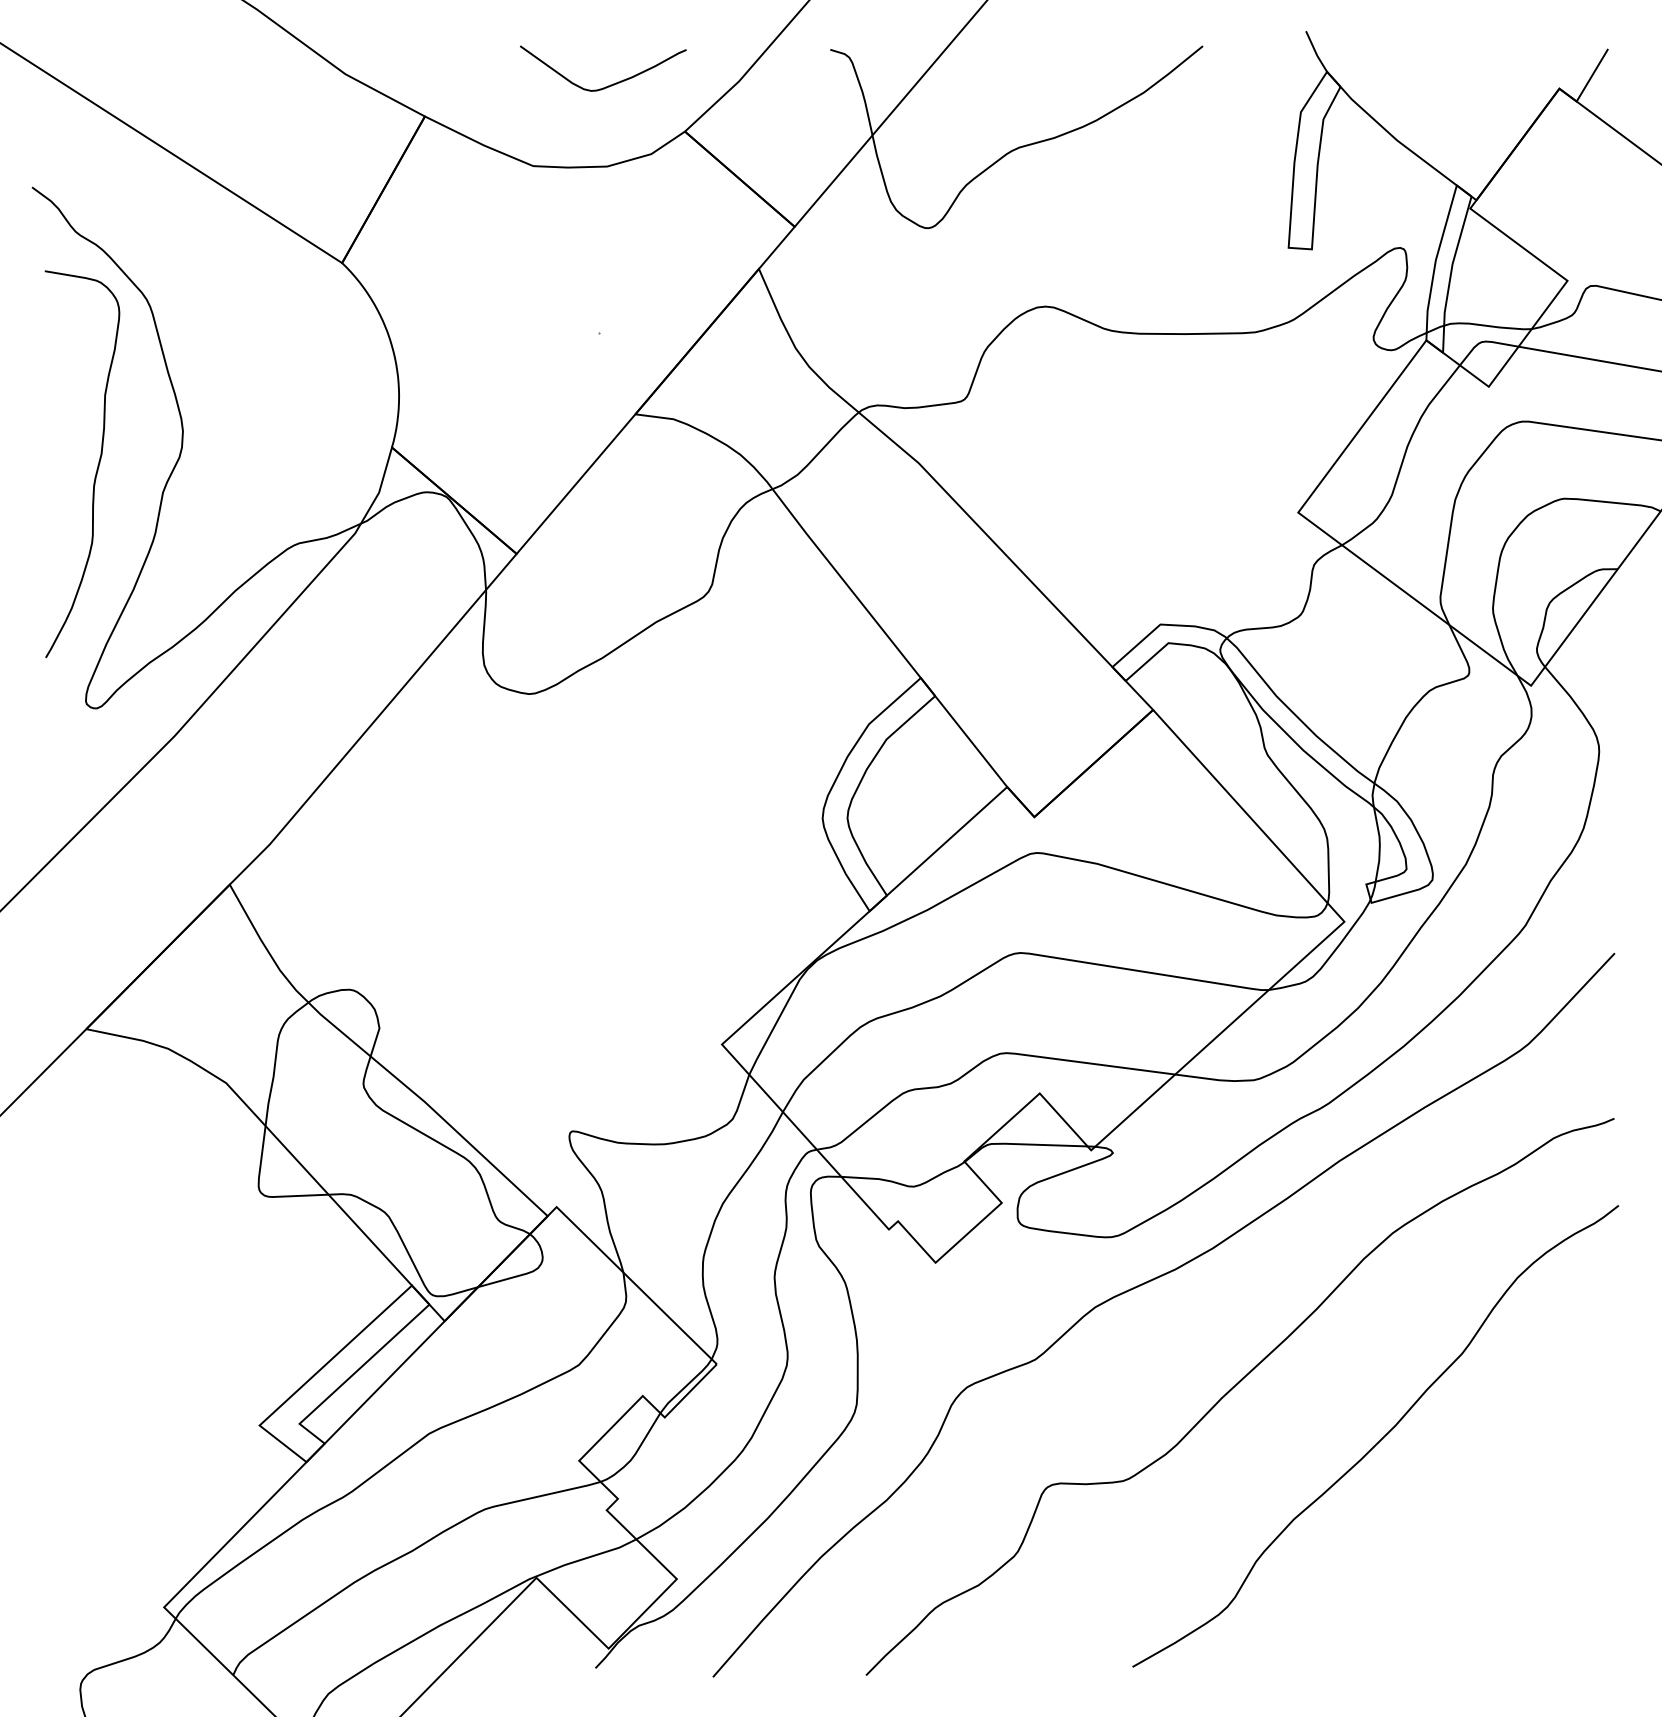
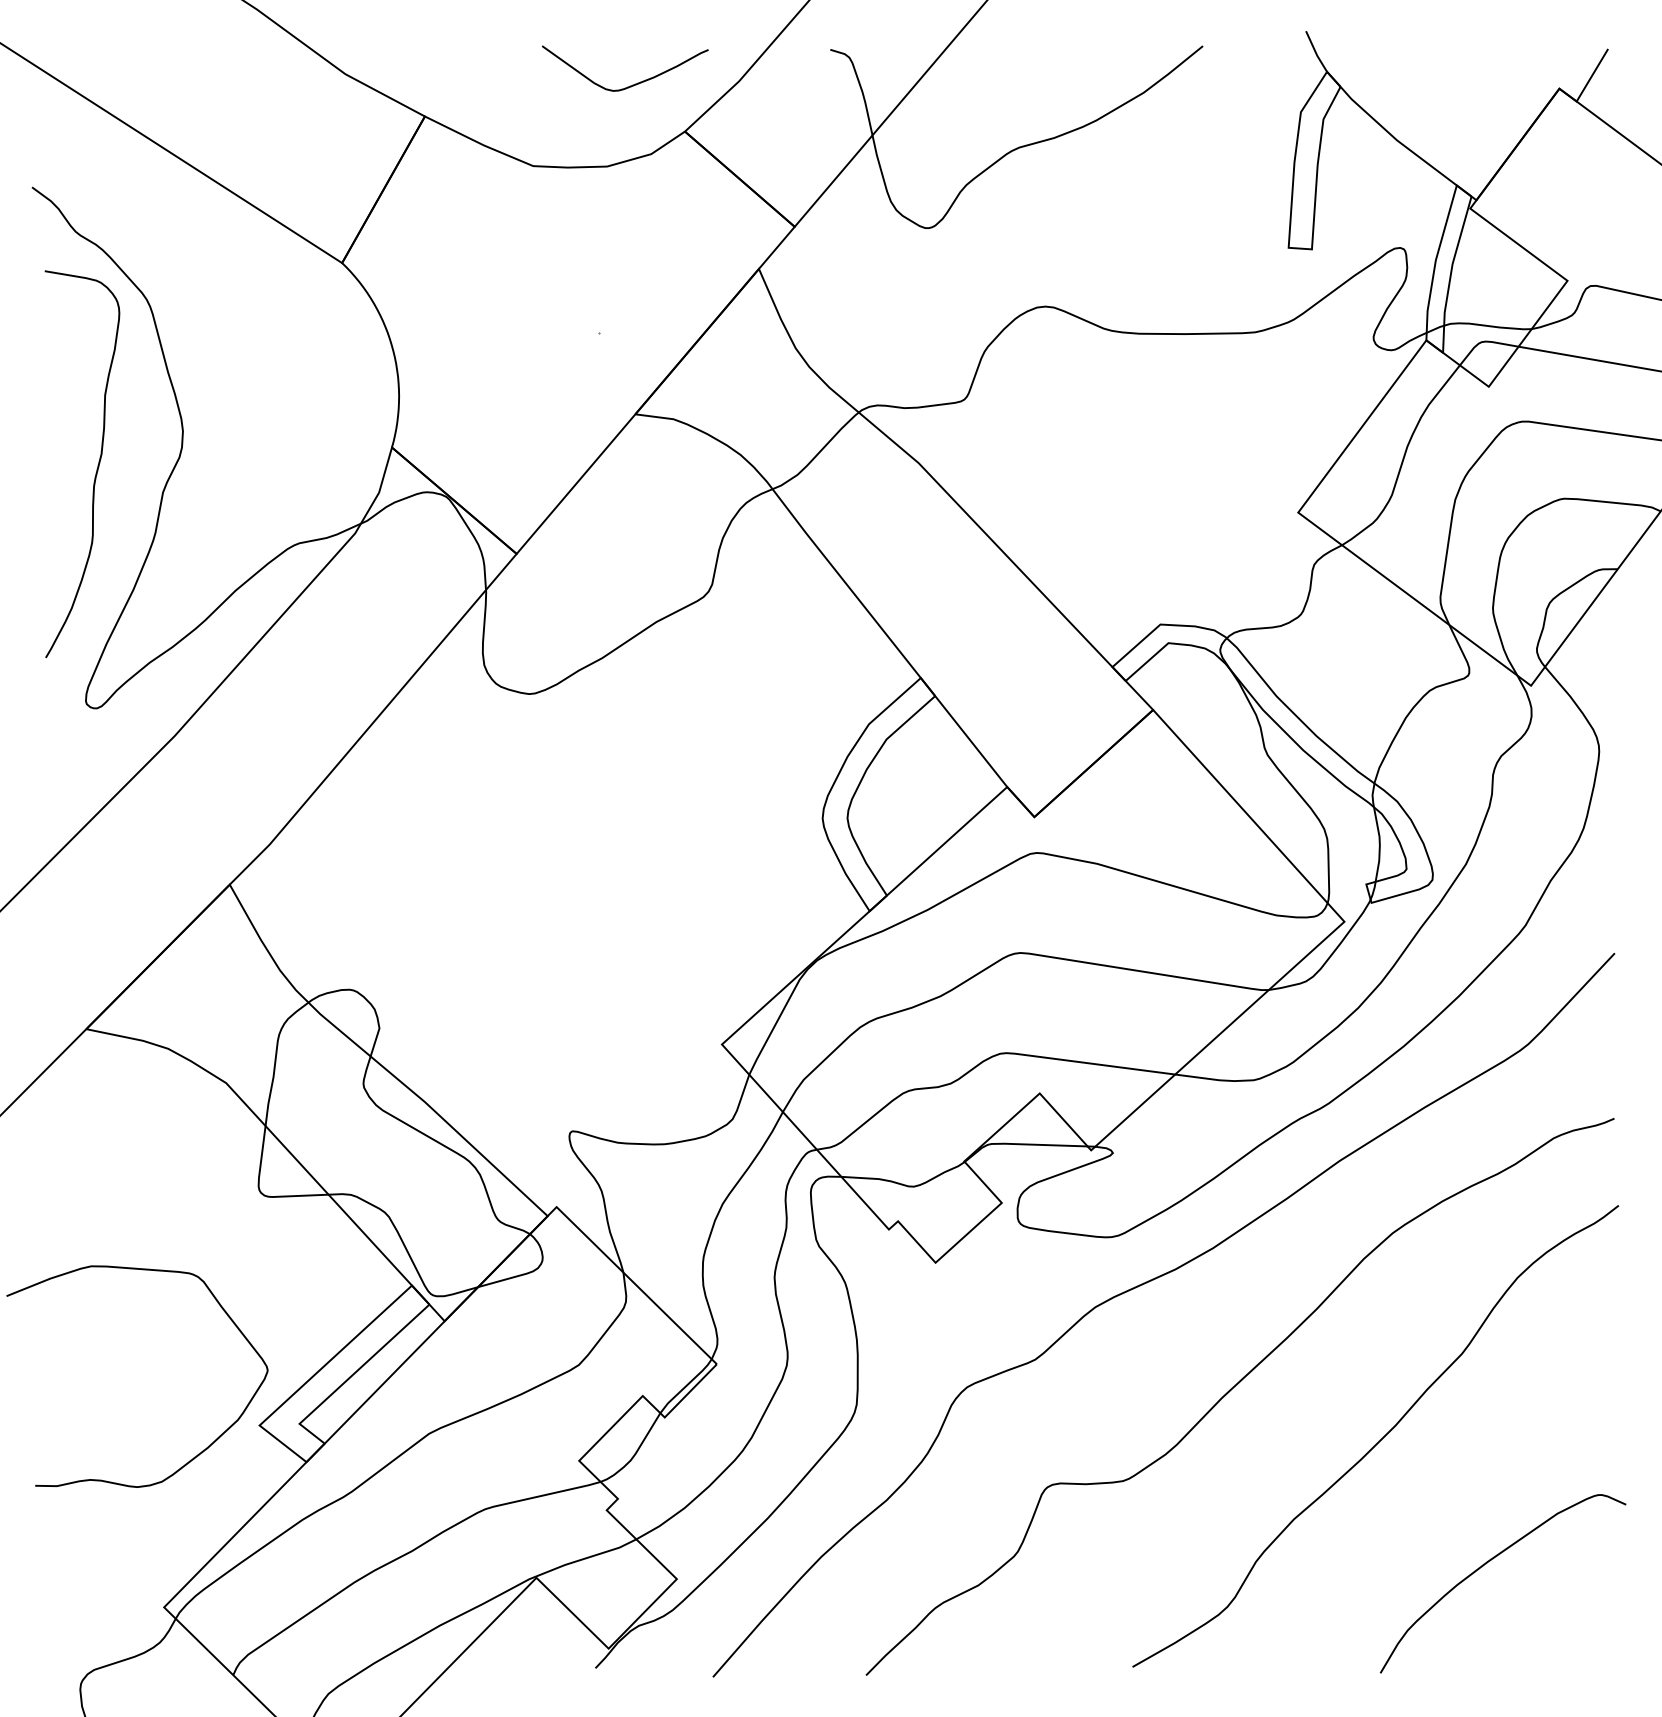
curve position: (610, 84) -> (632, 84) (632, 84)
curve: none -> present (194, 1456)
curve: none -> present (1486, 1564)
